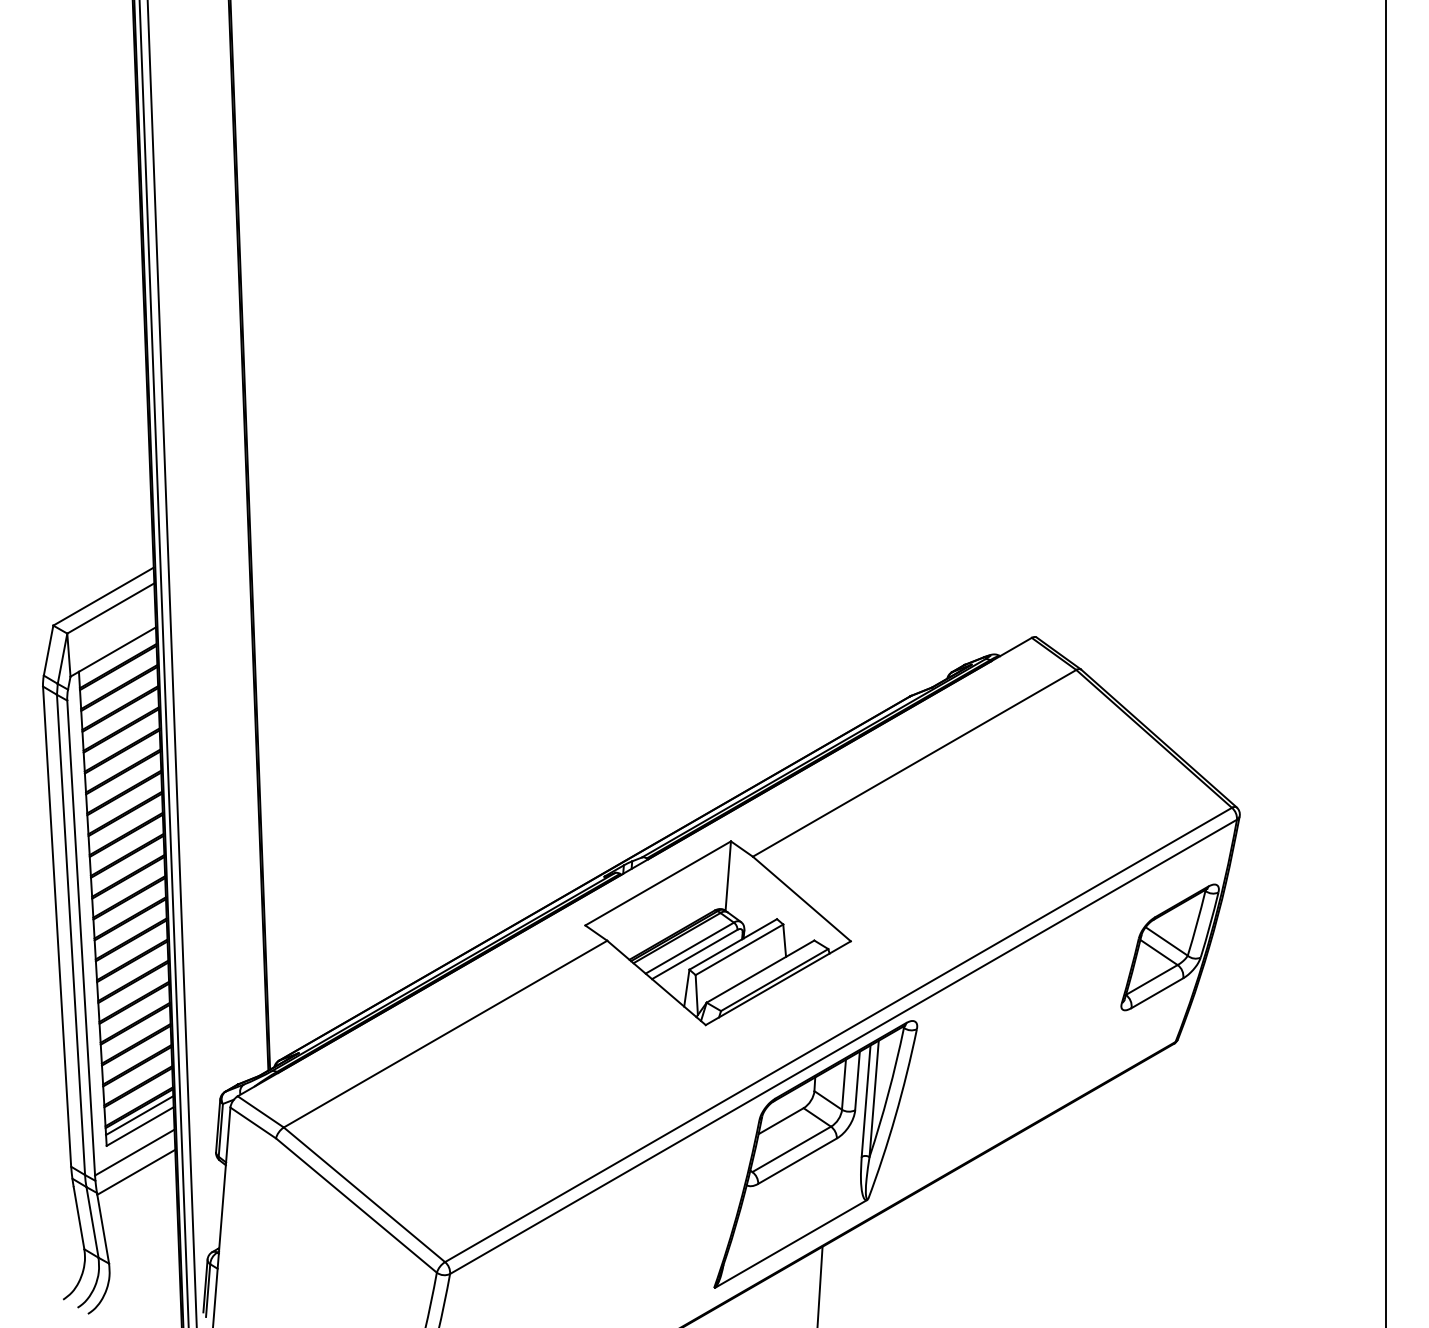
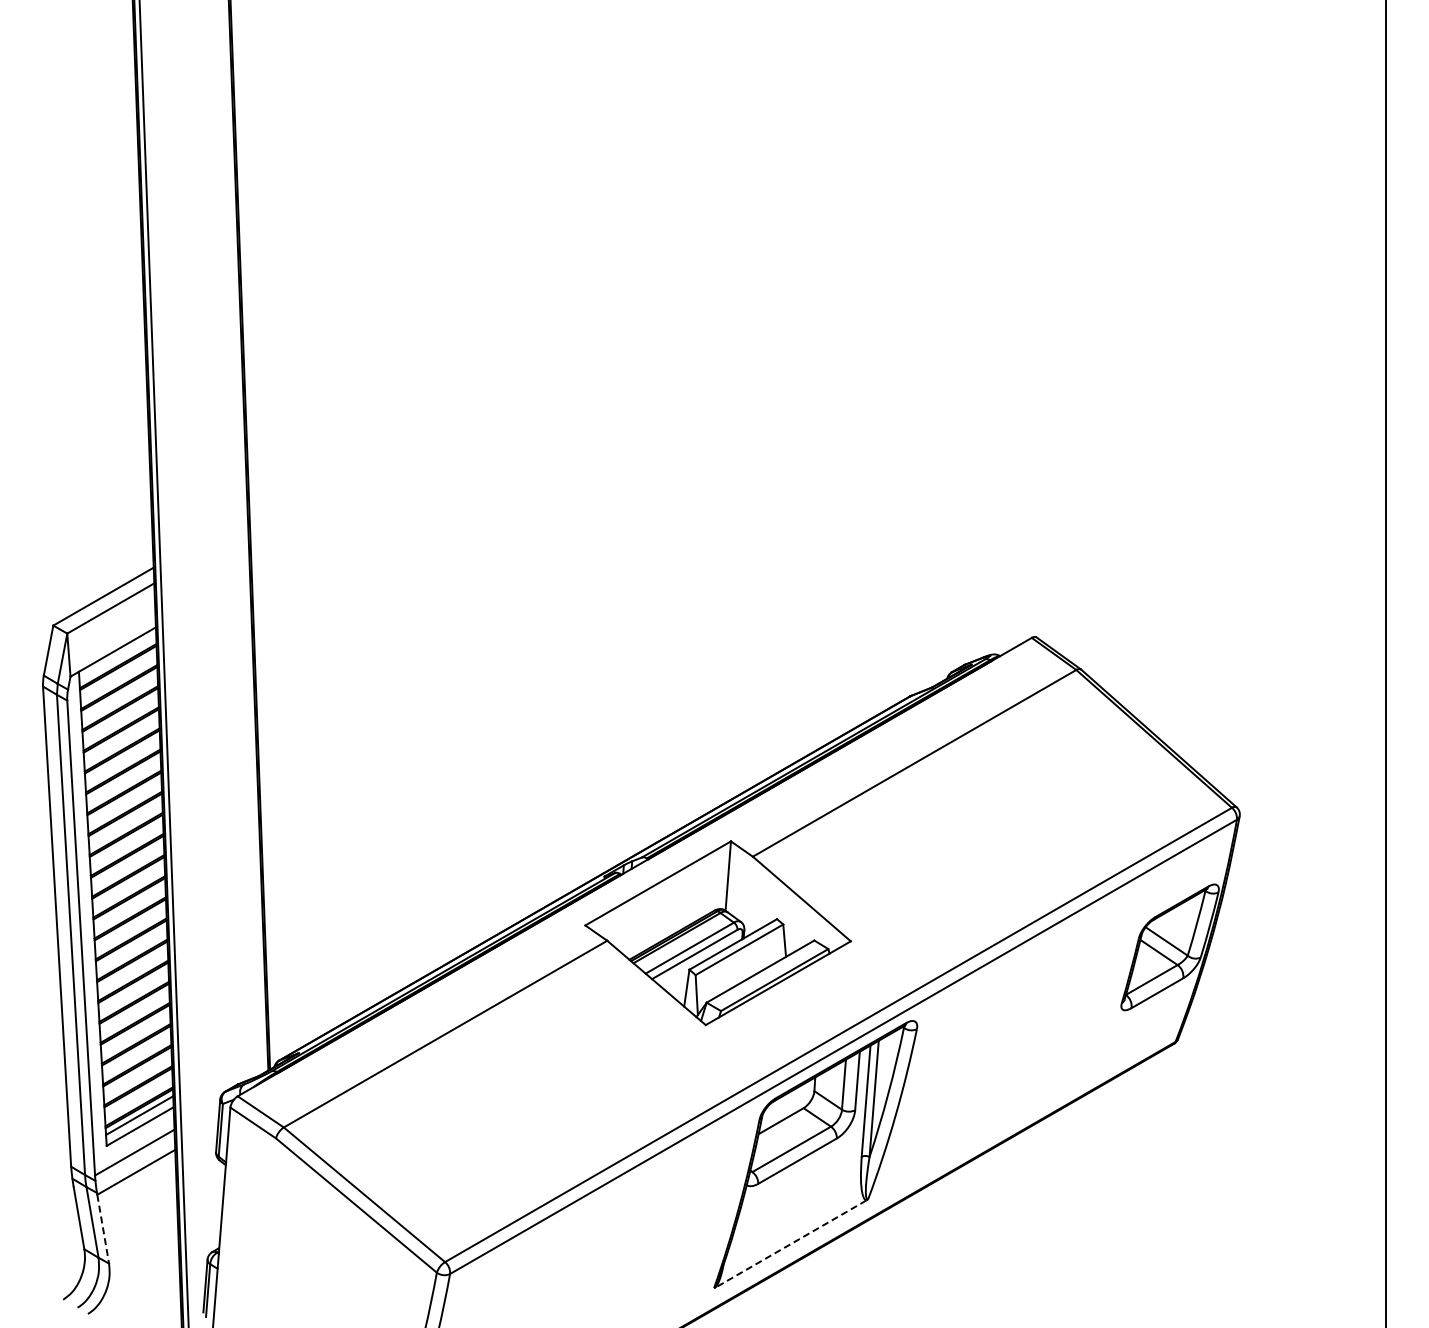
line: present -> none (171, 663)
line: solid -> dashed (103, 1229)
line: solid -> dashed (790, 1244)
line: present -> none (819, 1285)
